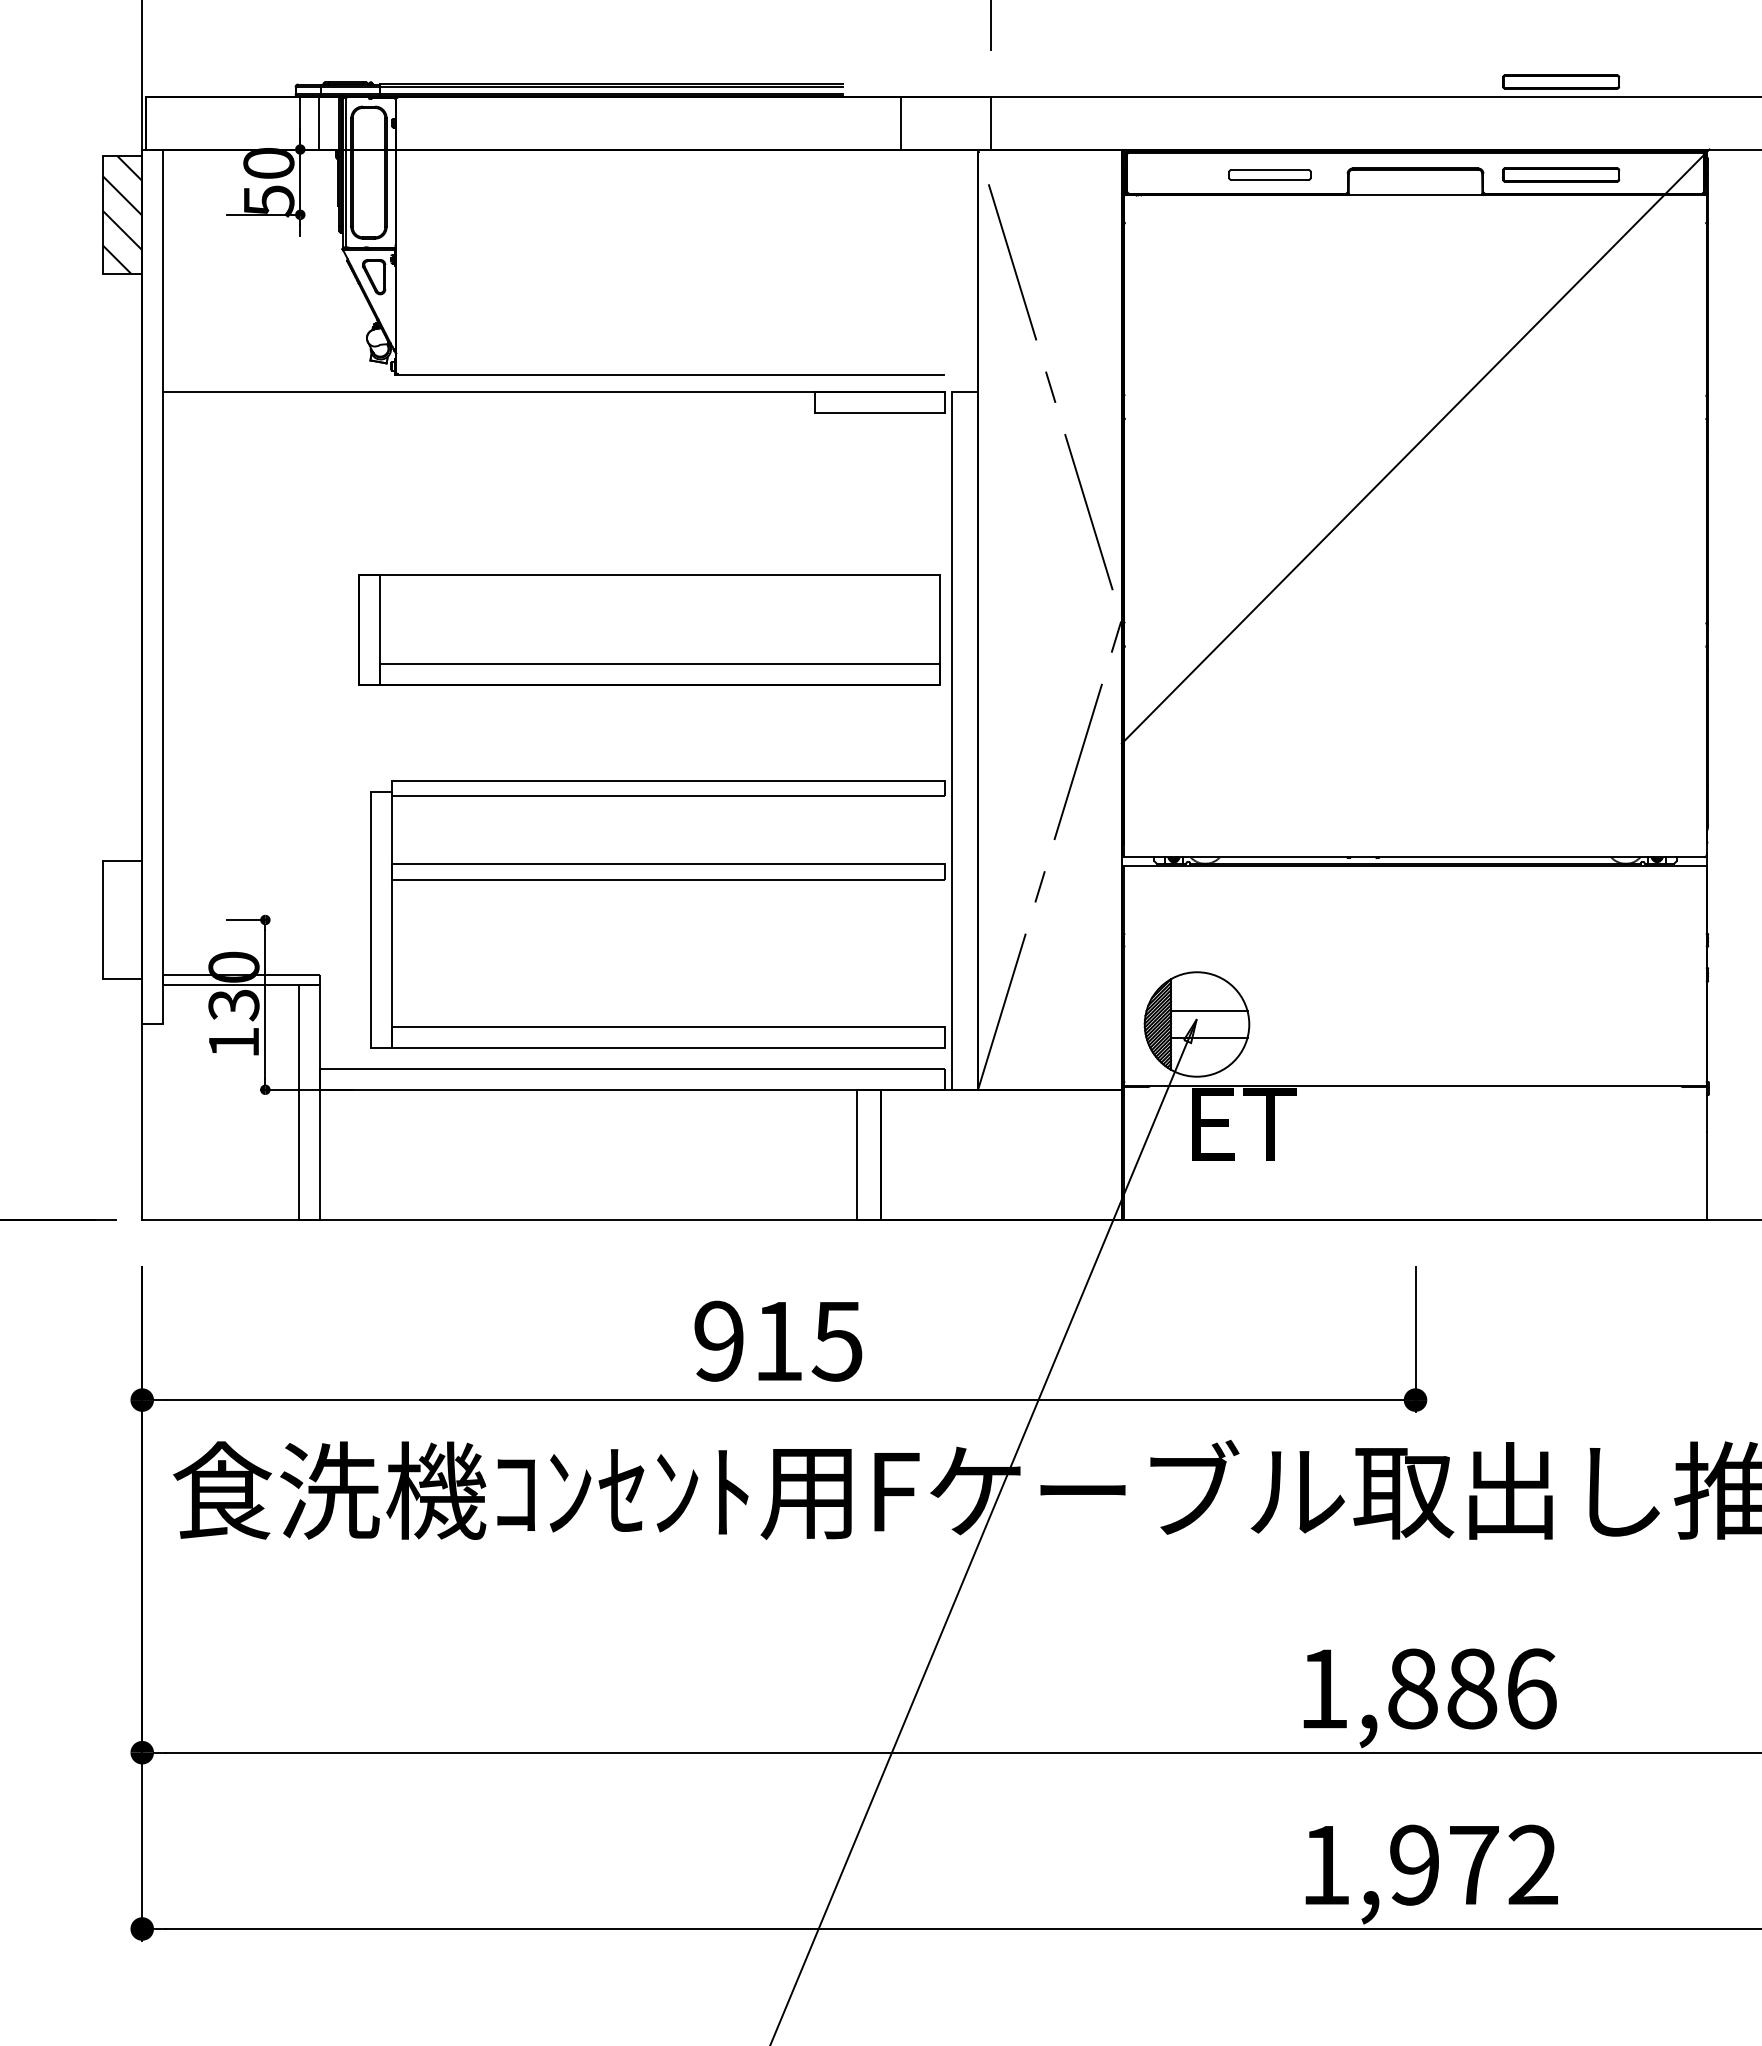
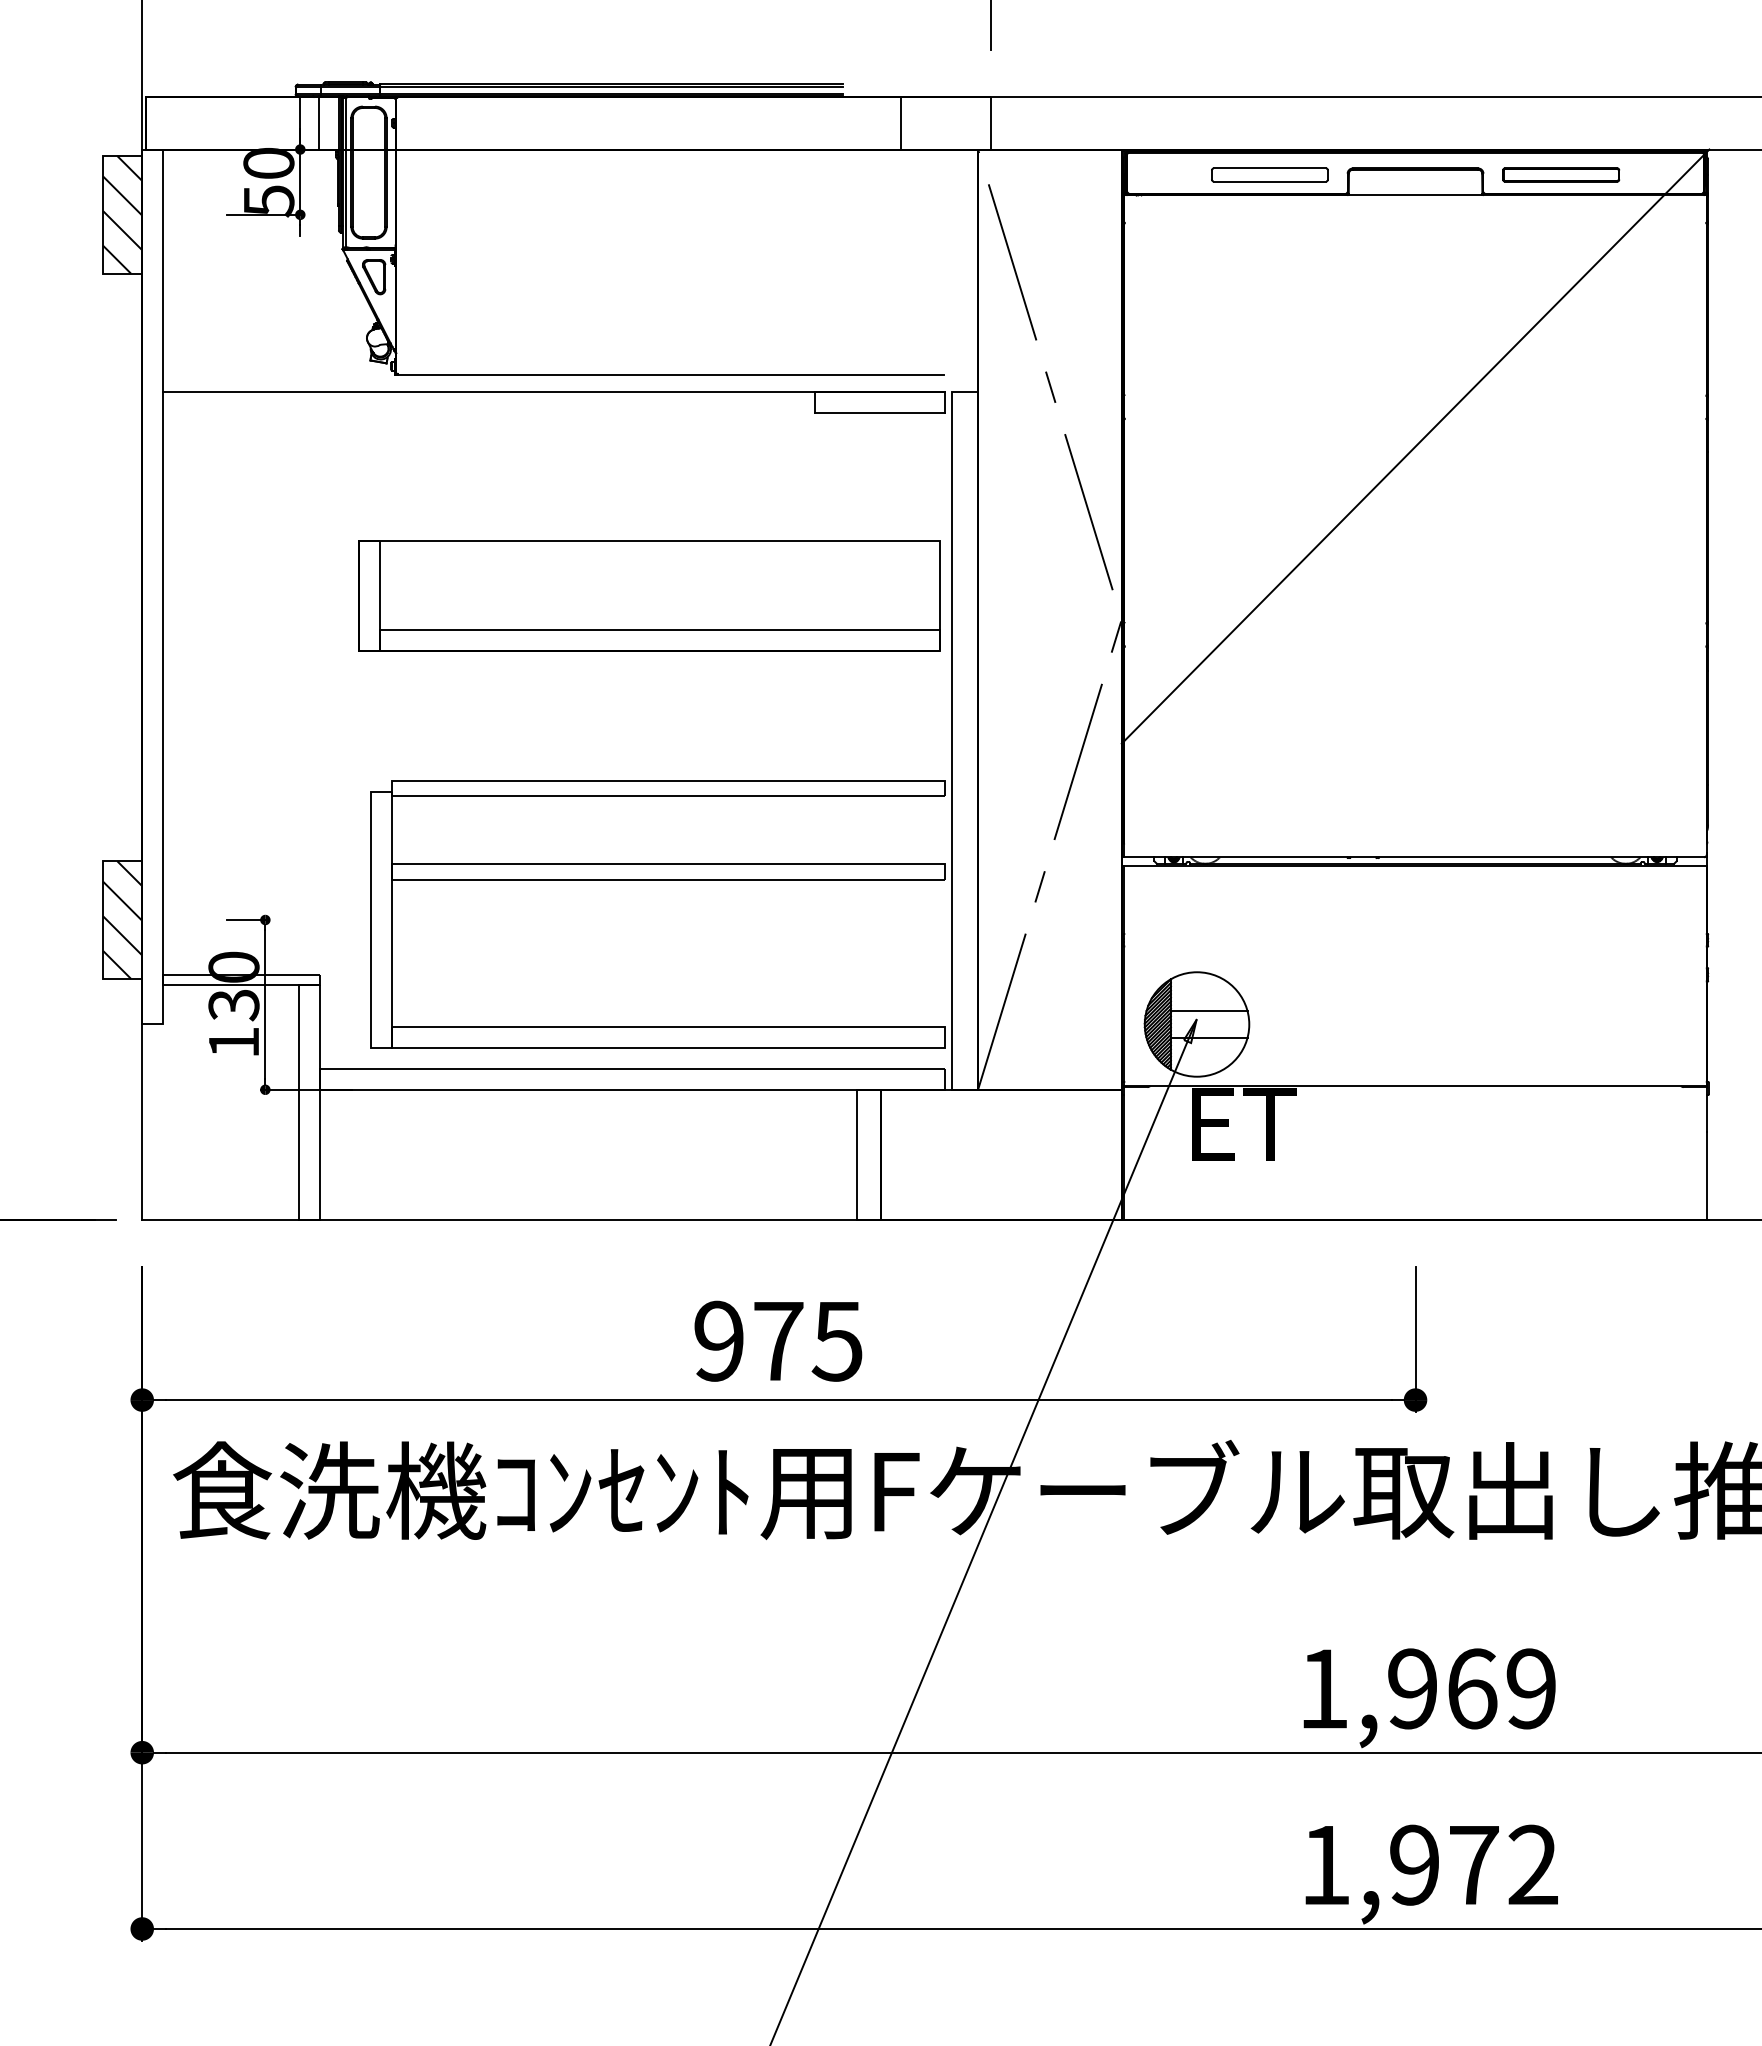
part: present -> none (1561, 81)
part size: 84x12 px -> 118x16 px (1269, 174)
part position: (649, 629) -> (649, 595) (649, 595)
hatch: none -> present (122, 919)
text: 915 -> 975 (778, 1341)
text: 1,886 -> 1,969 (1472, 1688)
